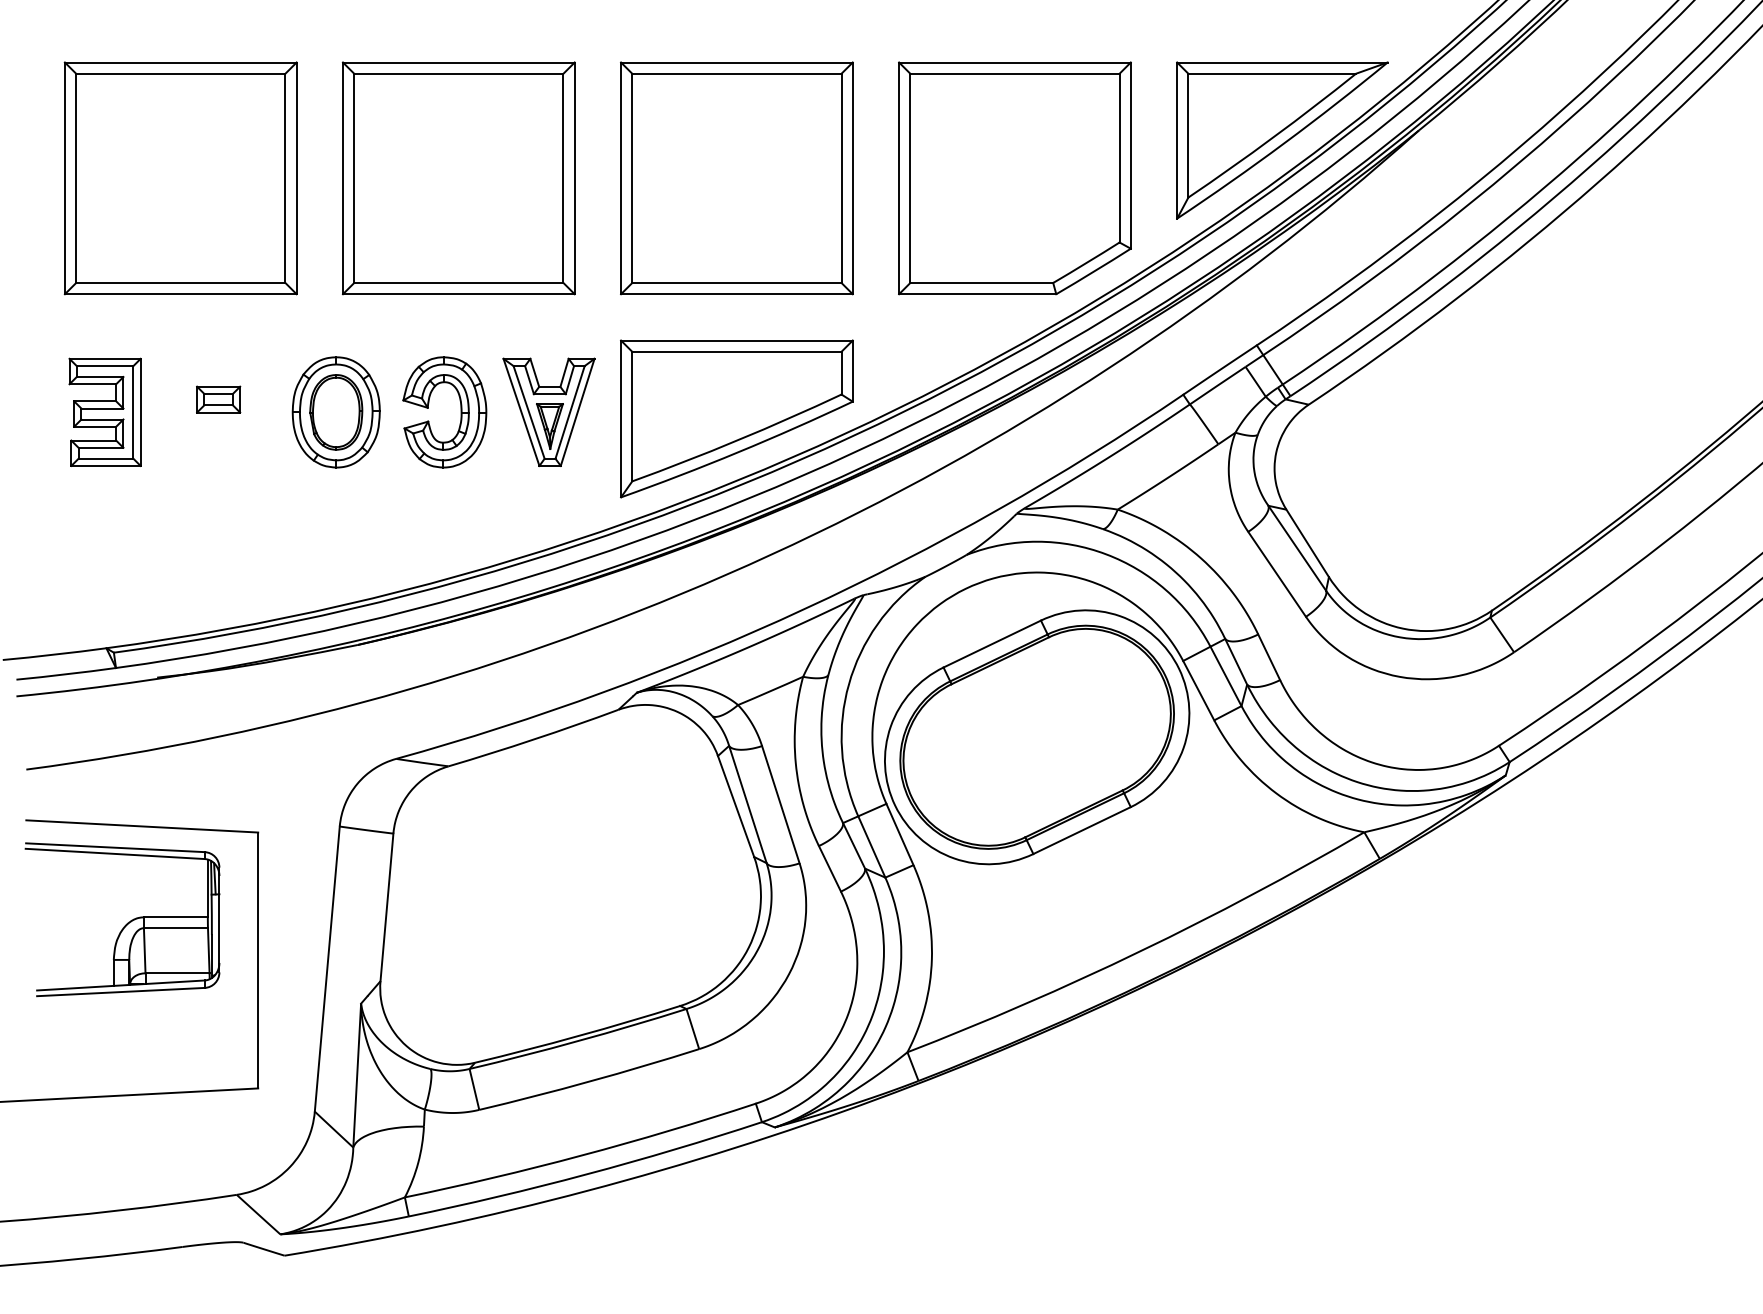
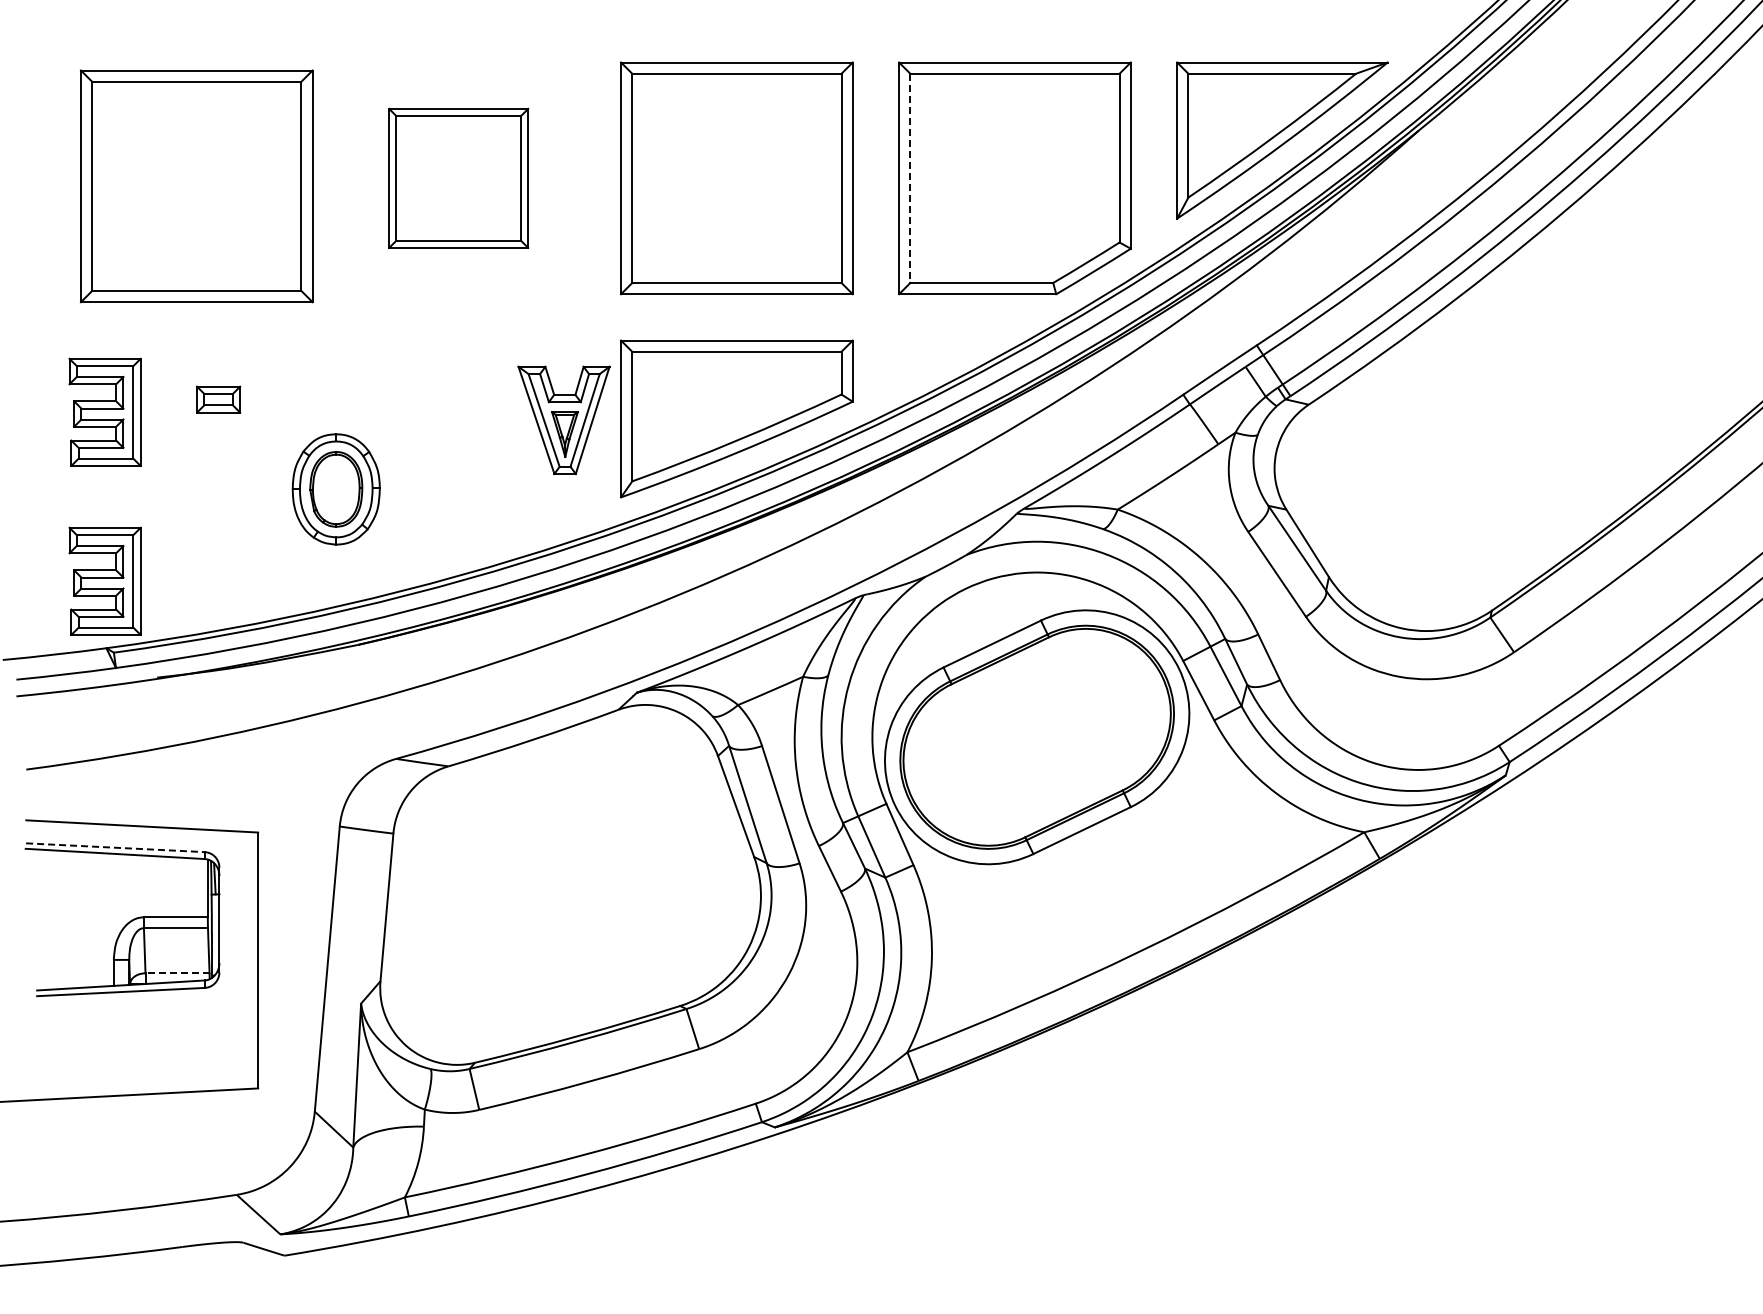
part position: (180, 178) -> (196, 186) (196, 186)
part size: 235x235 px -> 142x142 px (458, 177)
line: solid -> dashed (910, 178)
part position: (548, 411) -> (563, 419) (563, 419)
part position: (335, 412) -> (335, 489) (335, 489)
part: present -> none (460, 412)
part: none -> present (104, 580)
line: solid -> dashed (115, 847)
line: solid -> dashed (177, 973)
